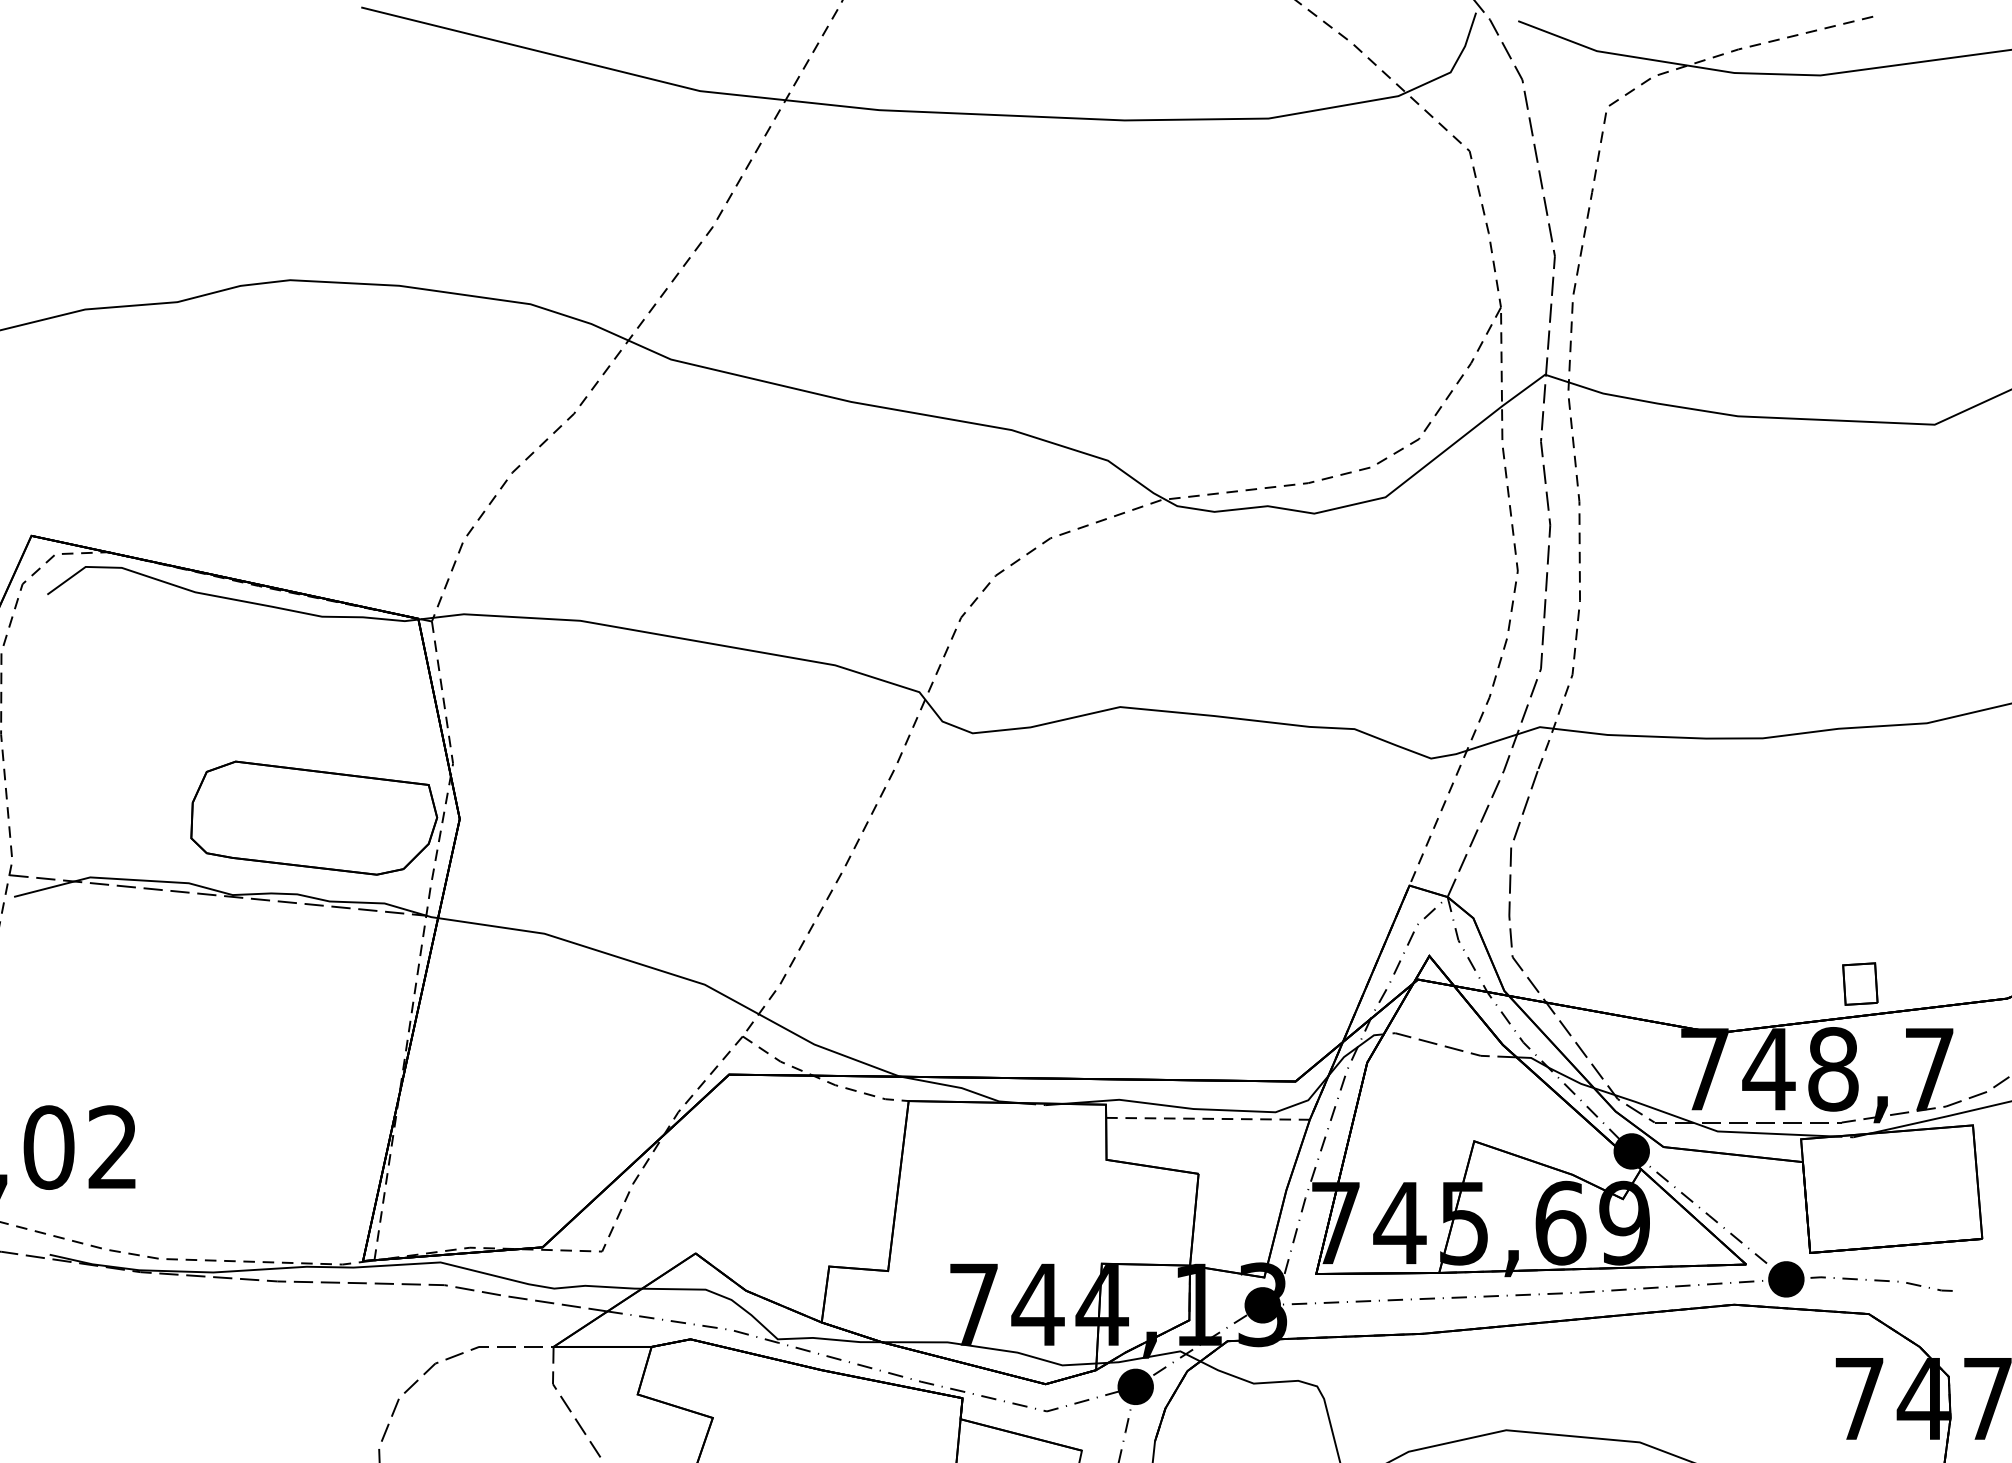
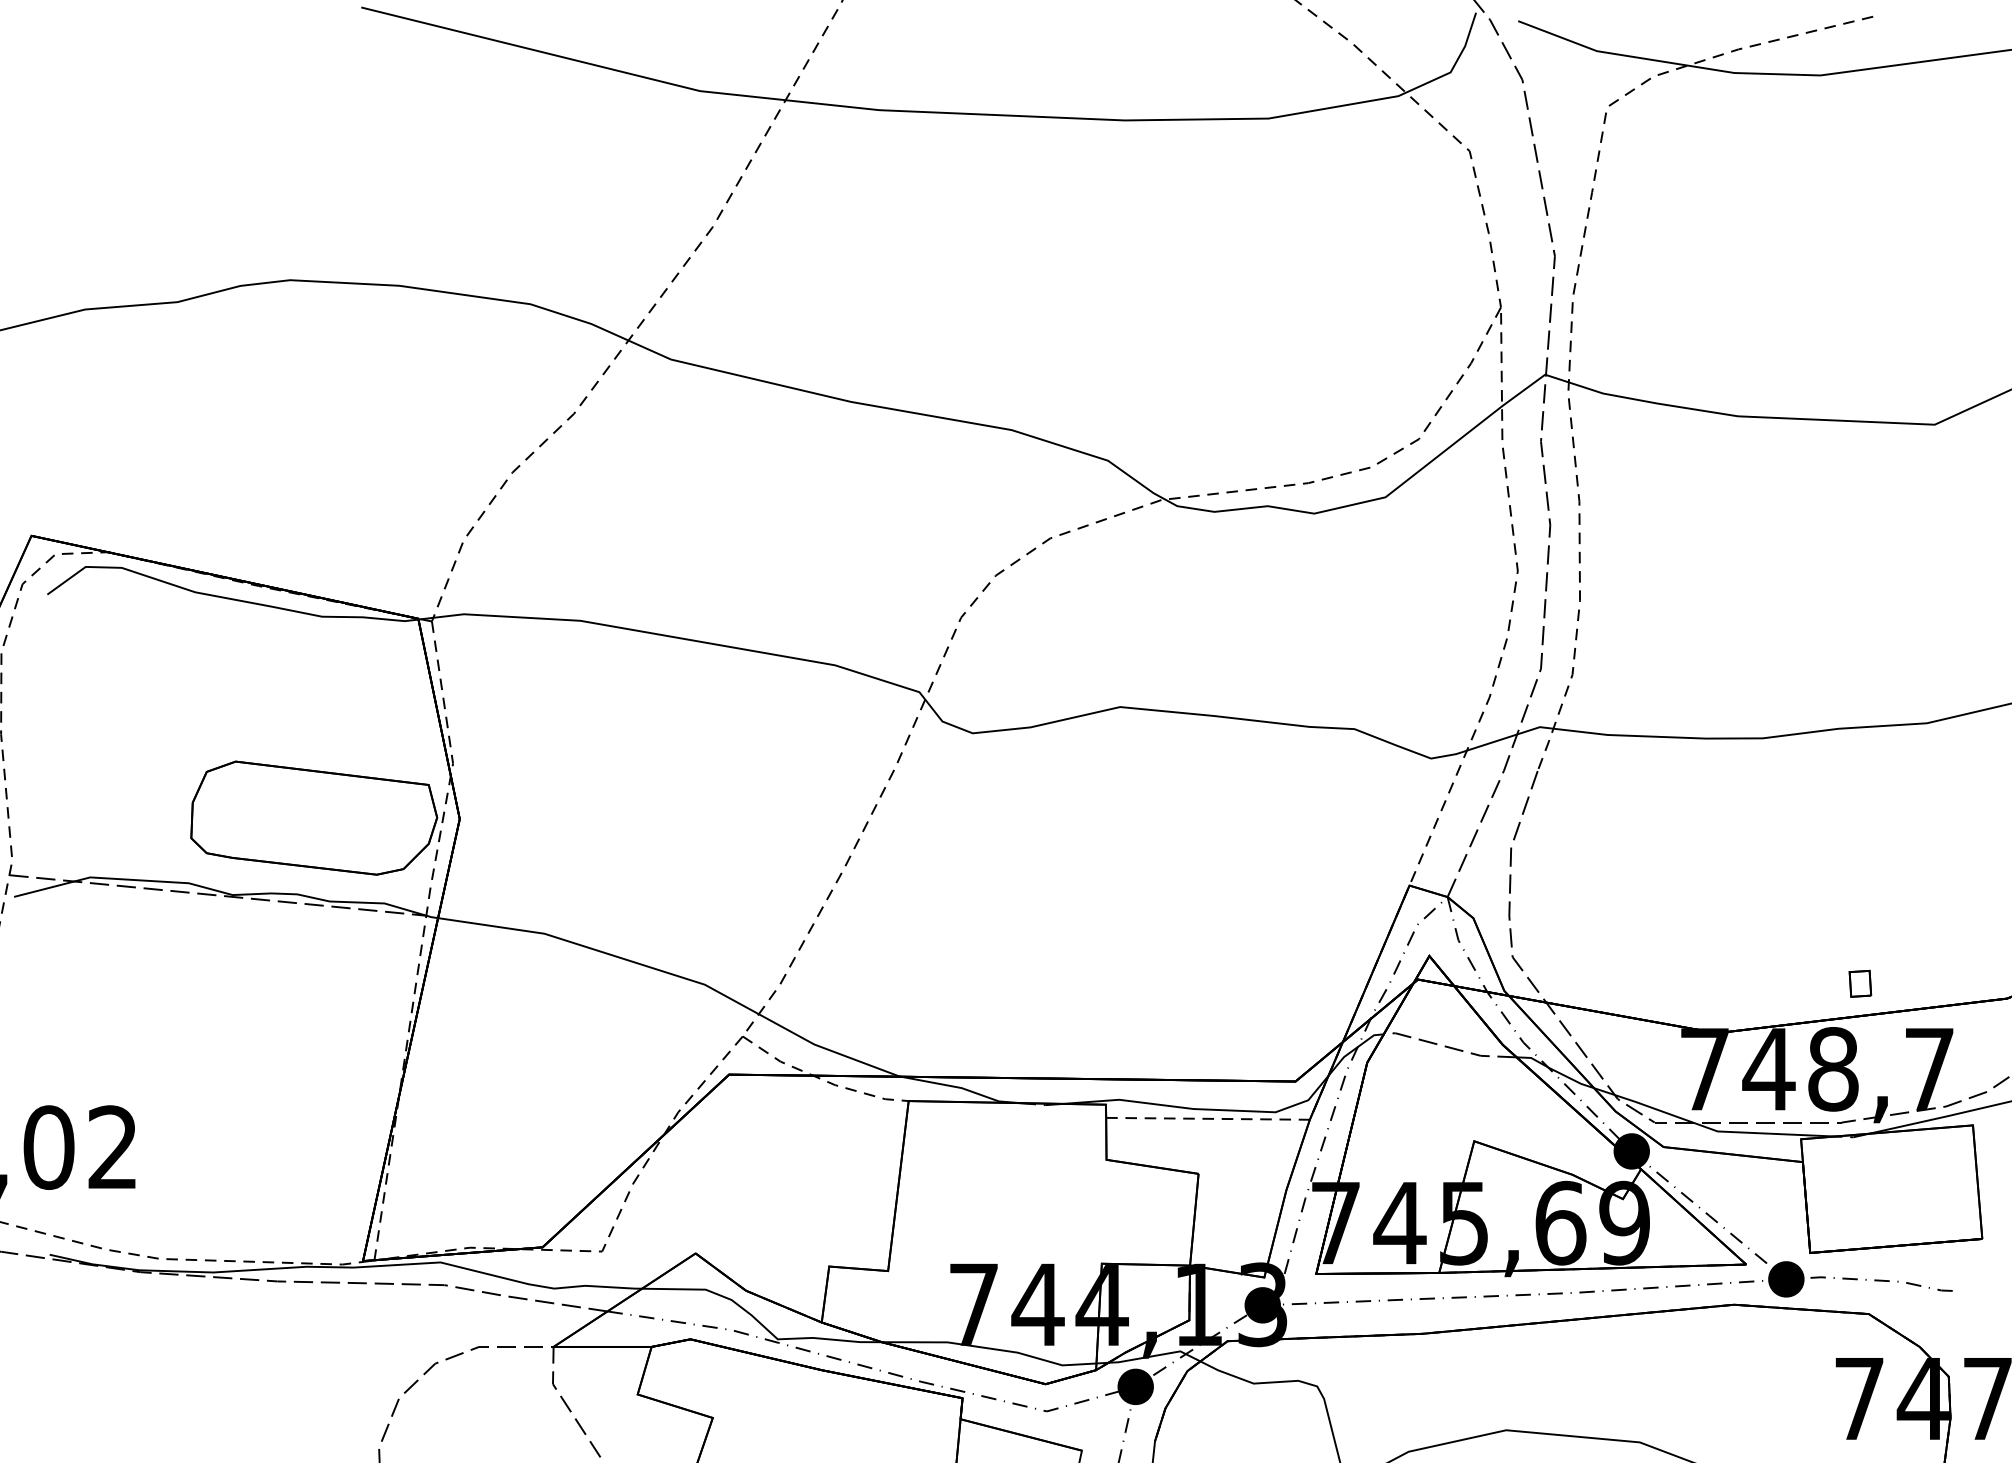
part size: 37x44 px -> 25x29 px (1860, 983)
